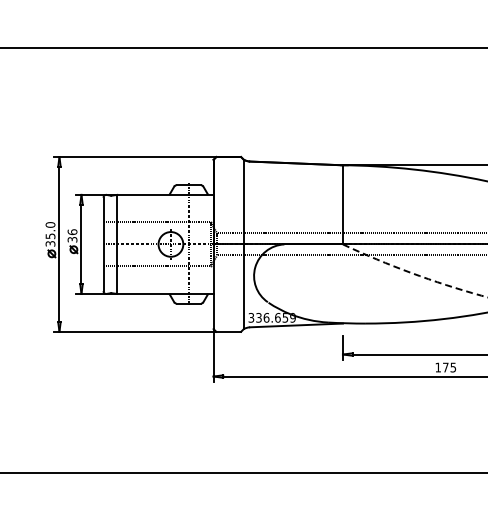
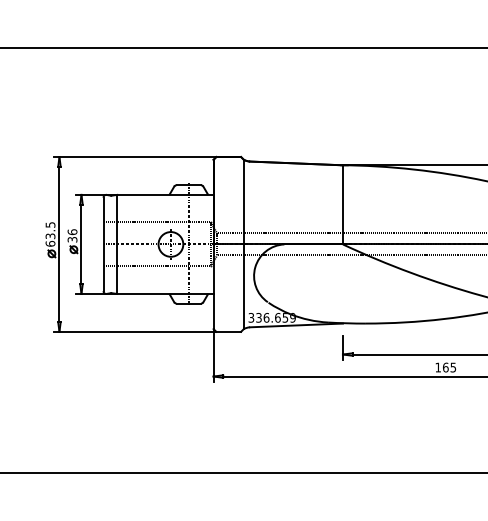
text: 35.0 -> 63.5 (50, 234)
arc: dashed -> solid (414, 273)
text: 175 -> 165 (445, 367)
